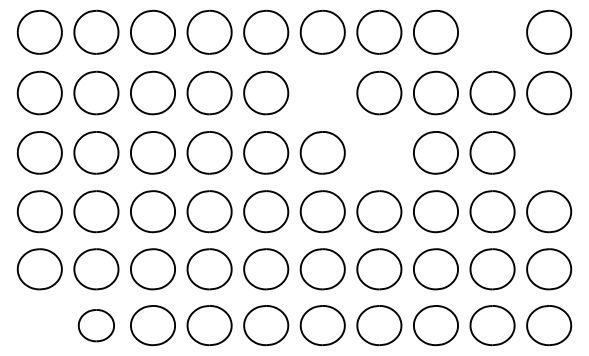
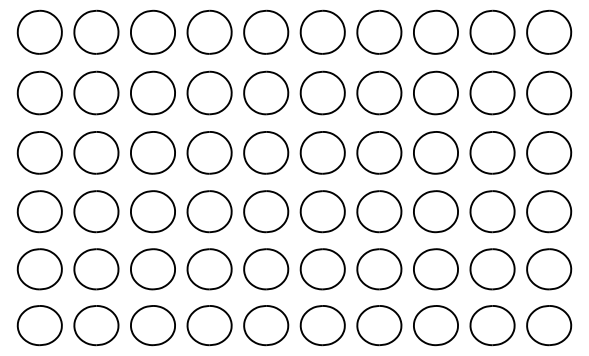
part: none -> present (492, 31)
part: none -> present (322, 92)
part: none -> present (379, 152)
part: none -> present (549, 152)
part: none -> present (39, 325)
part size: 38x34 px -> 47x42 px (96, 325)
